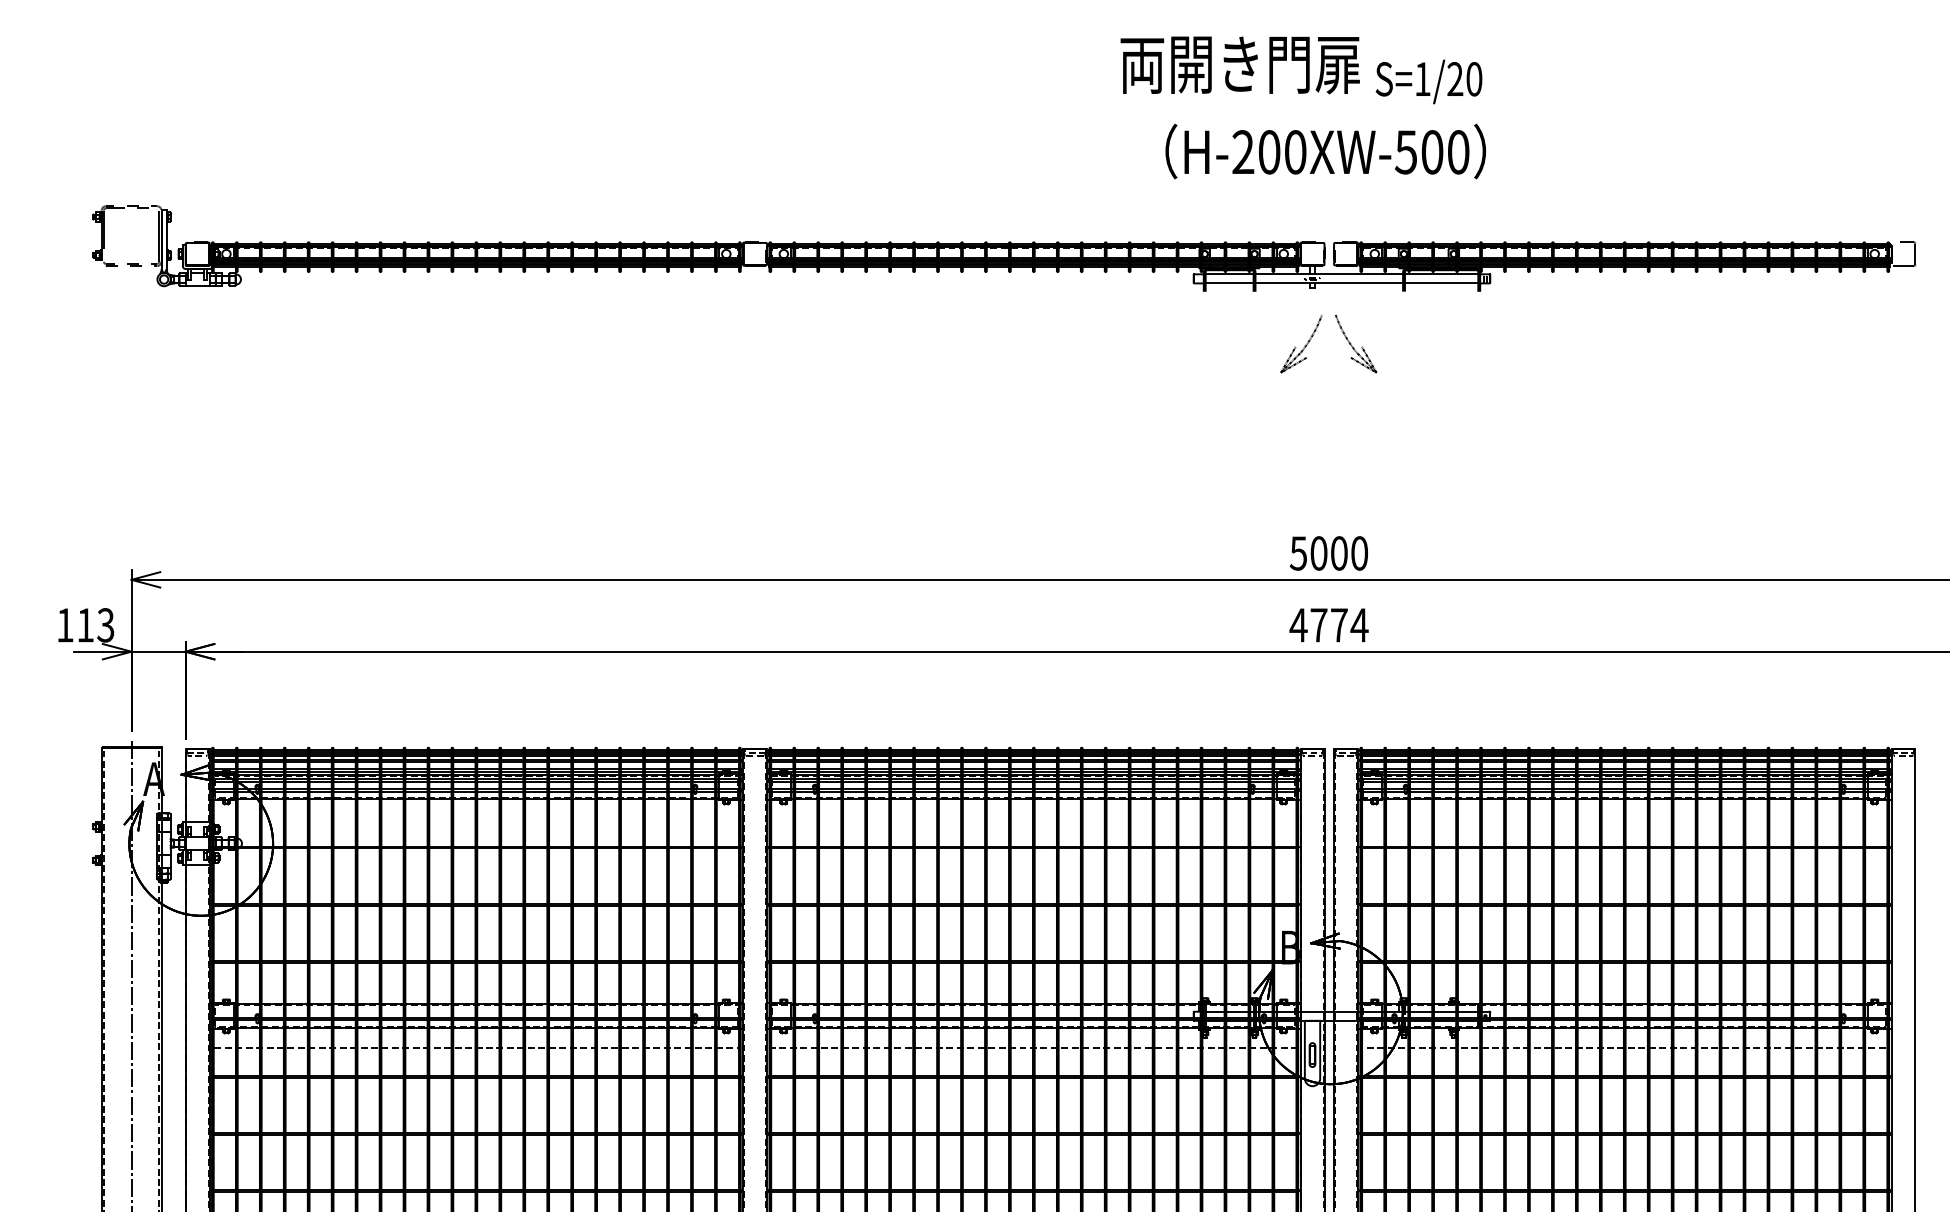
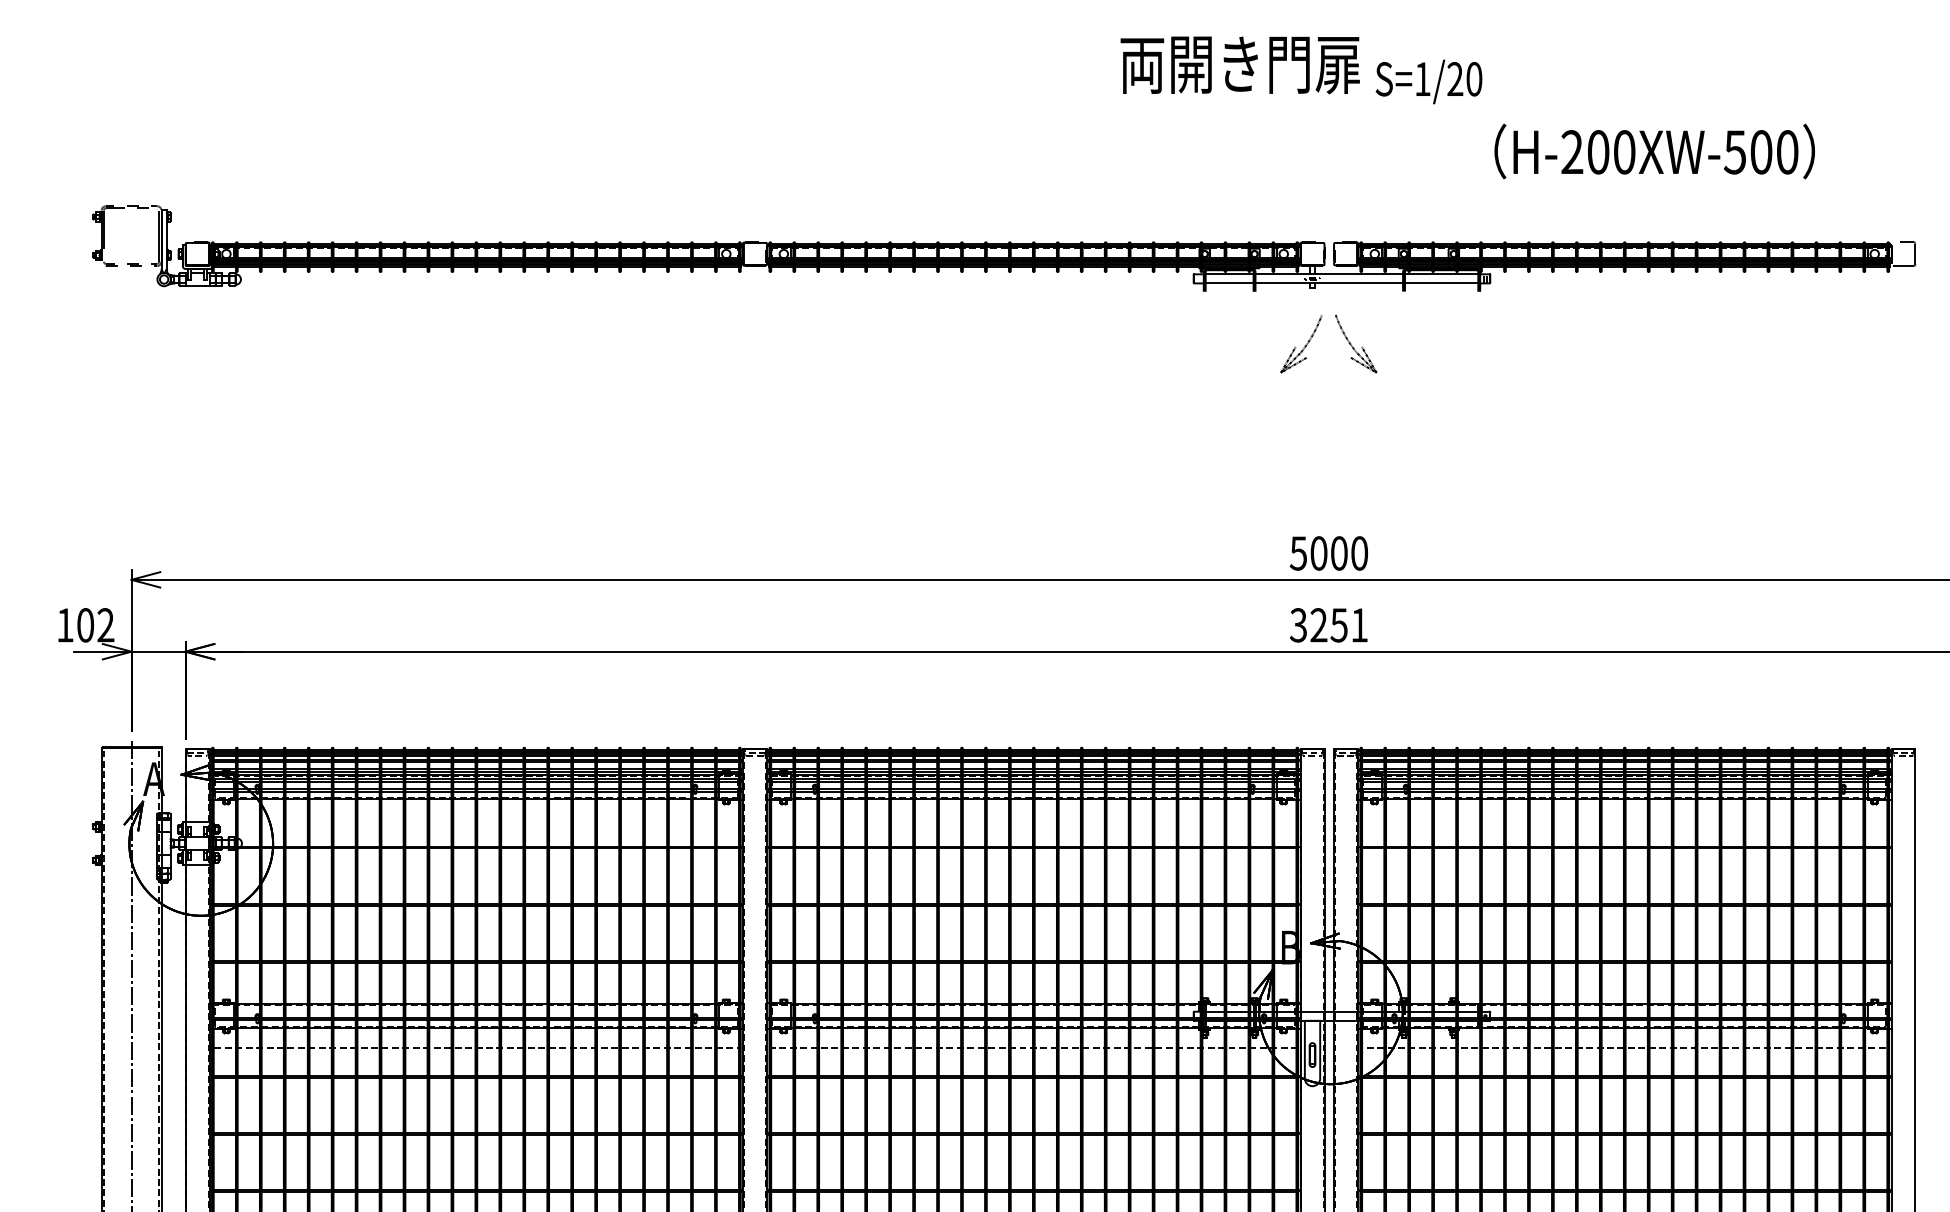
text position: (1325, 151) -> (1654, 151) (1654, 151)
text: 113 -> 102 (95, 625)
text: 4774 -> 3251 (1328, 625)
